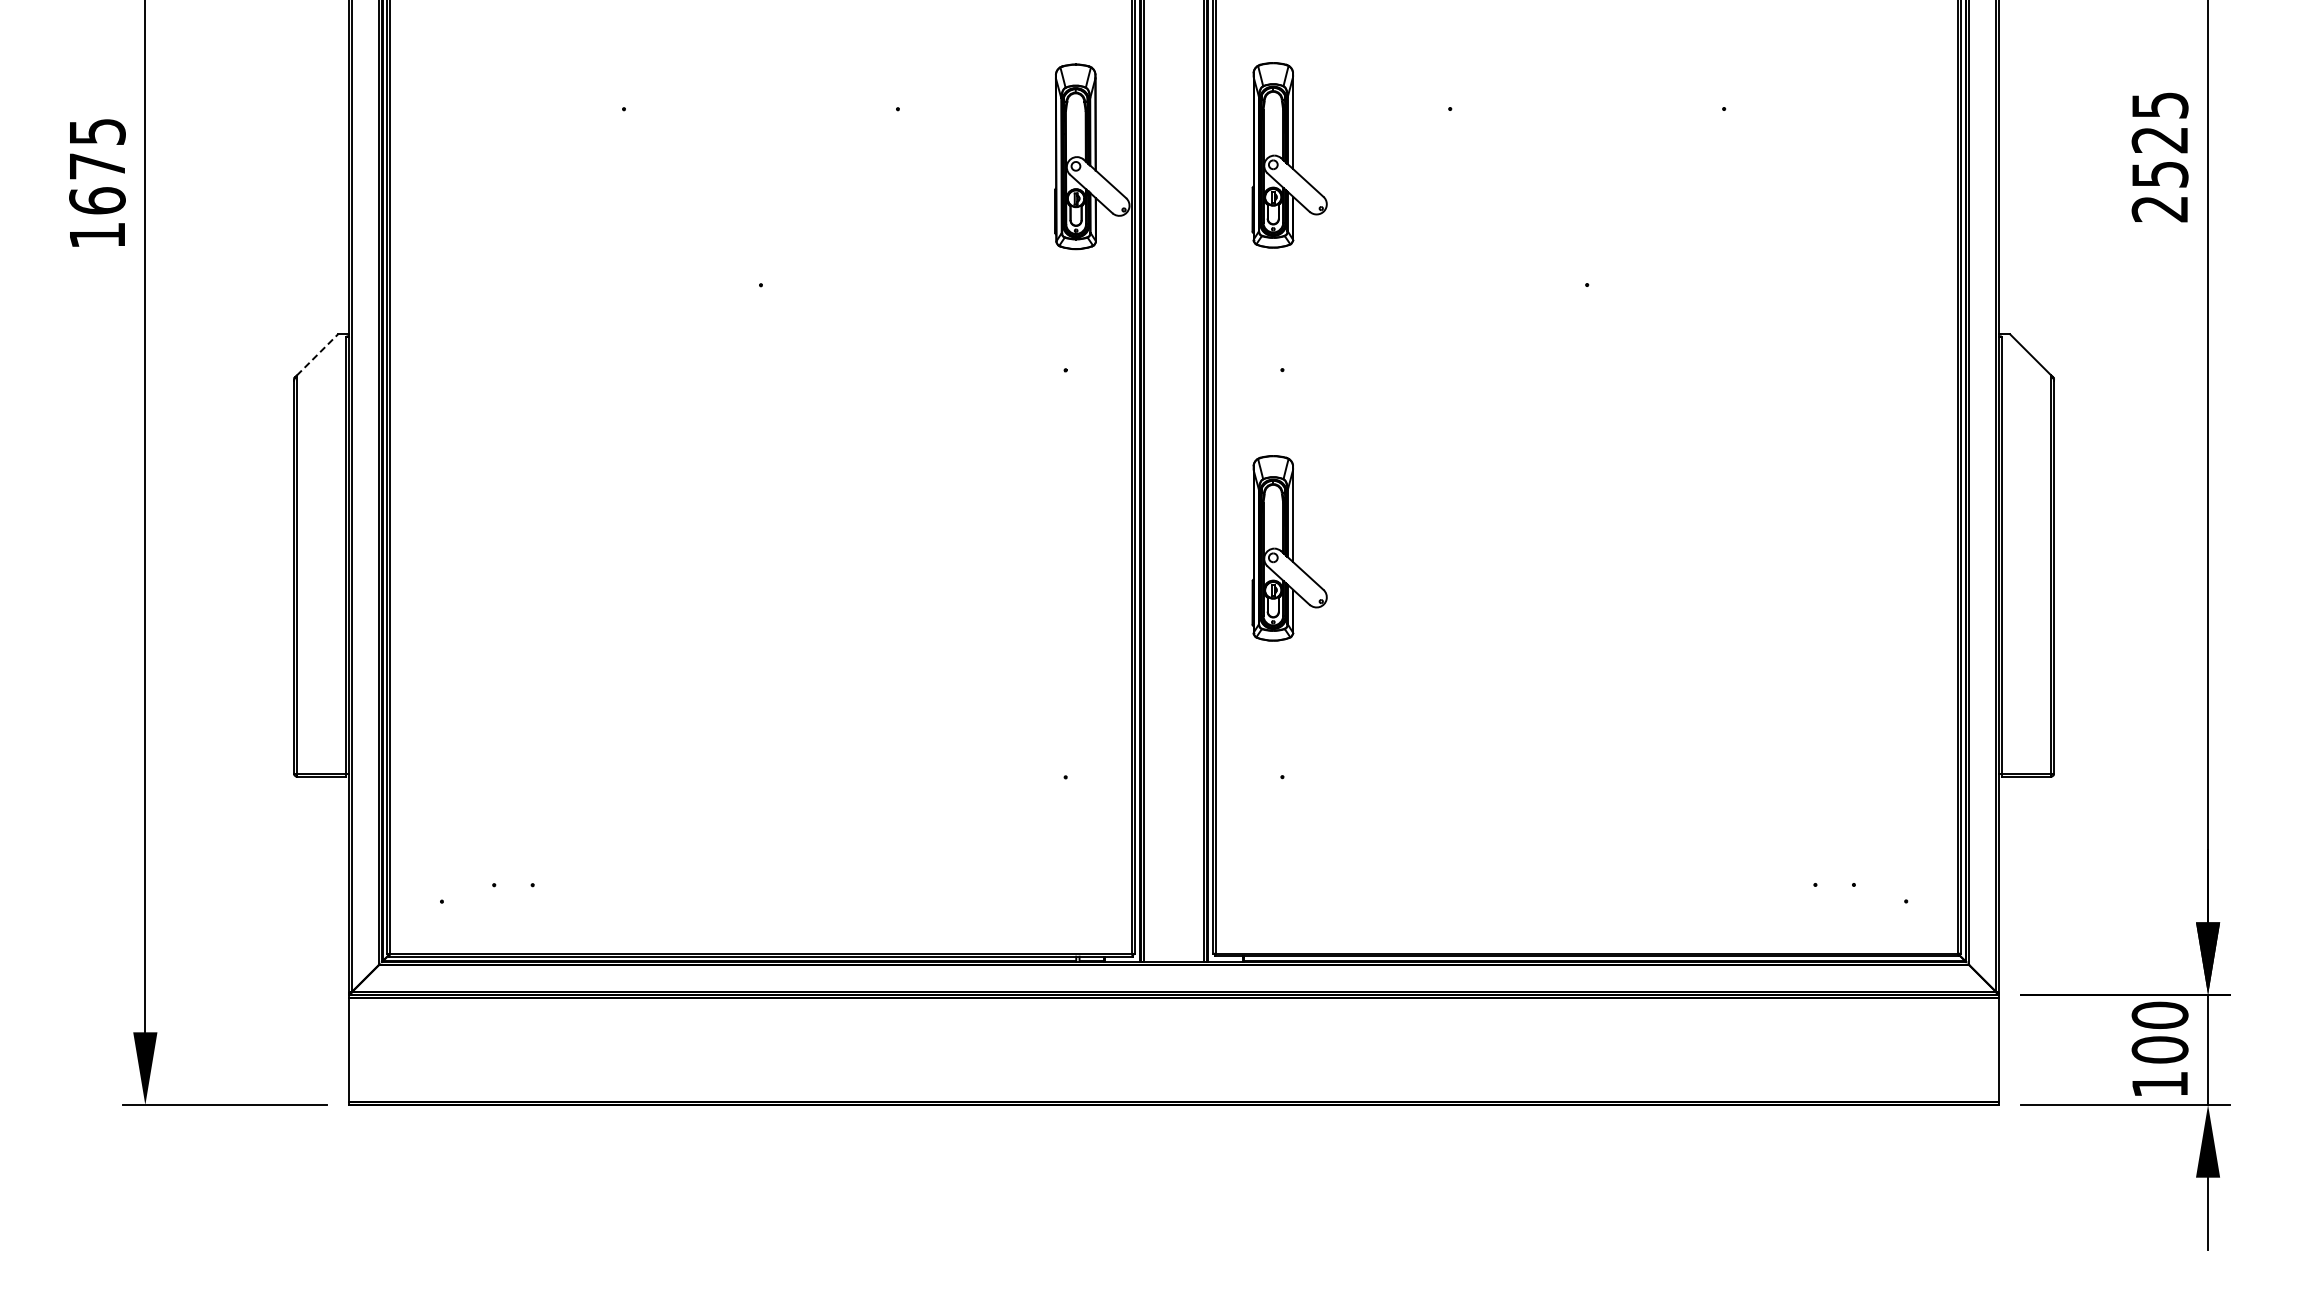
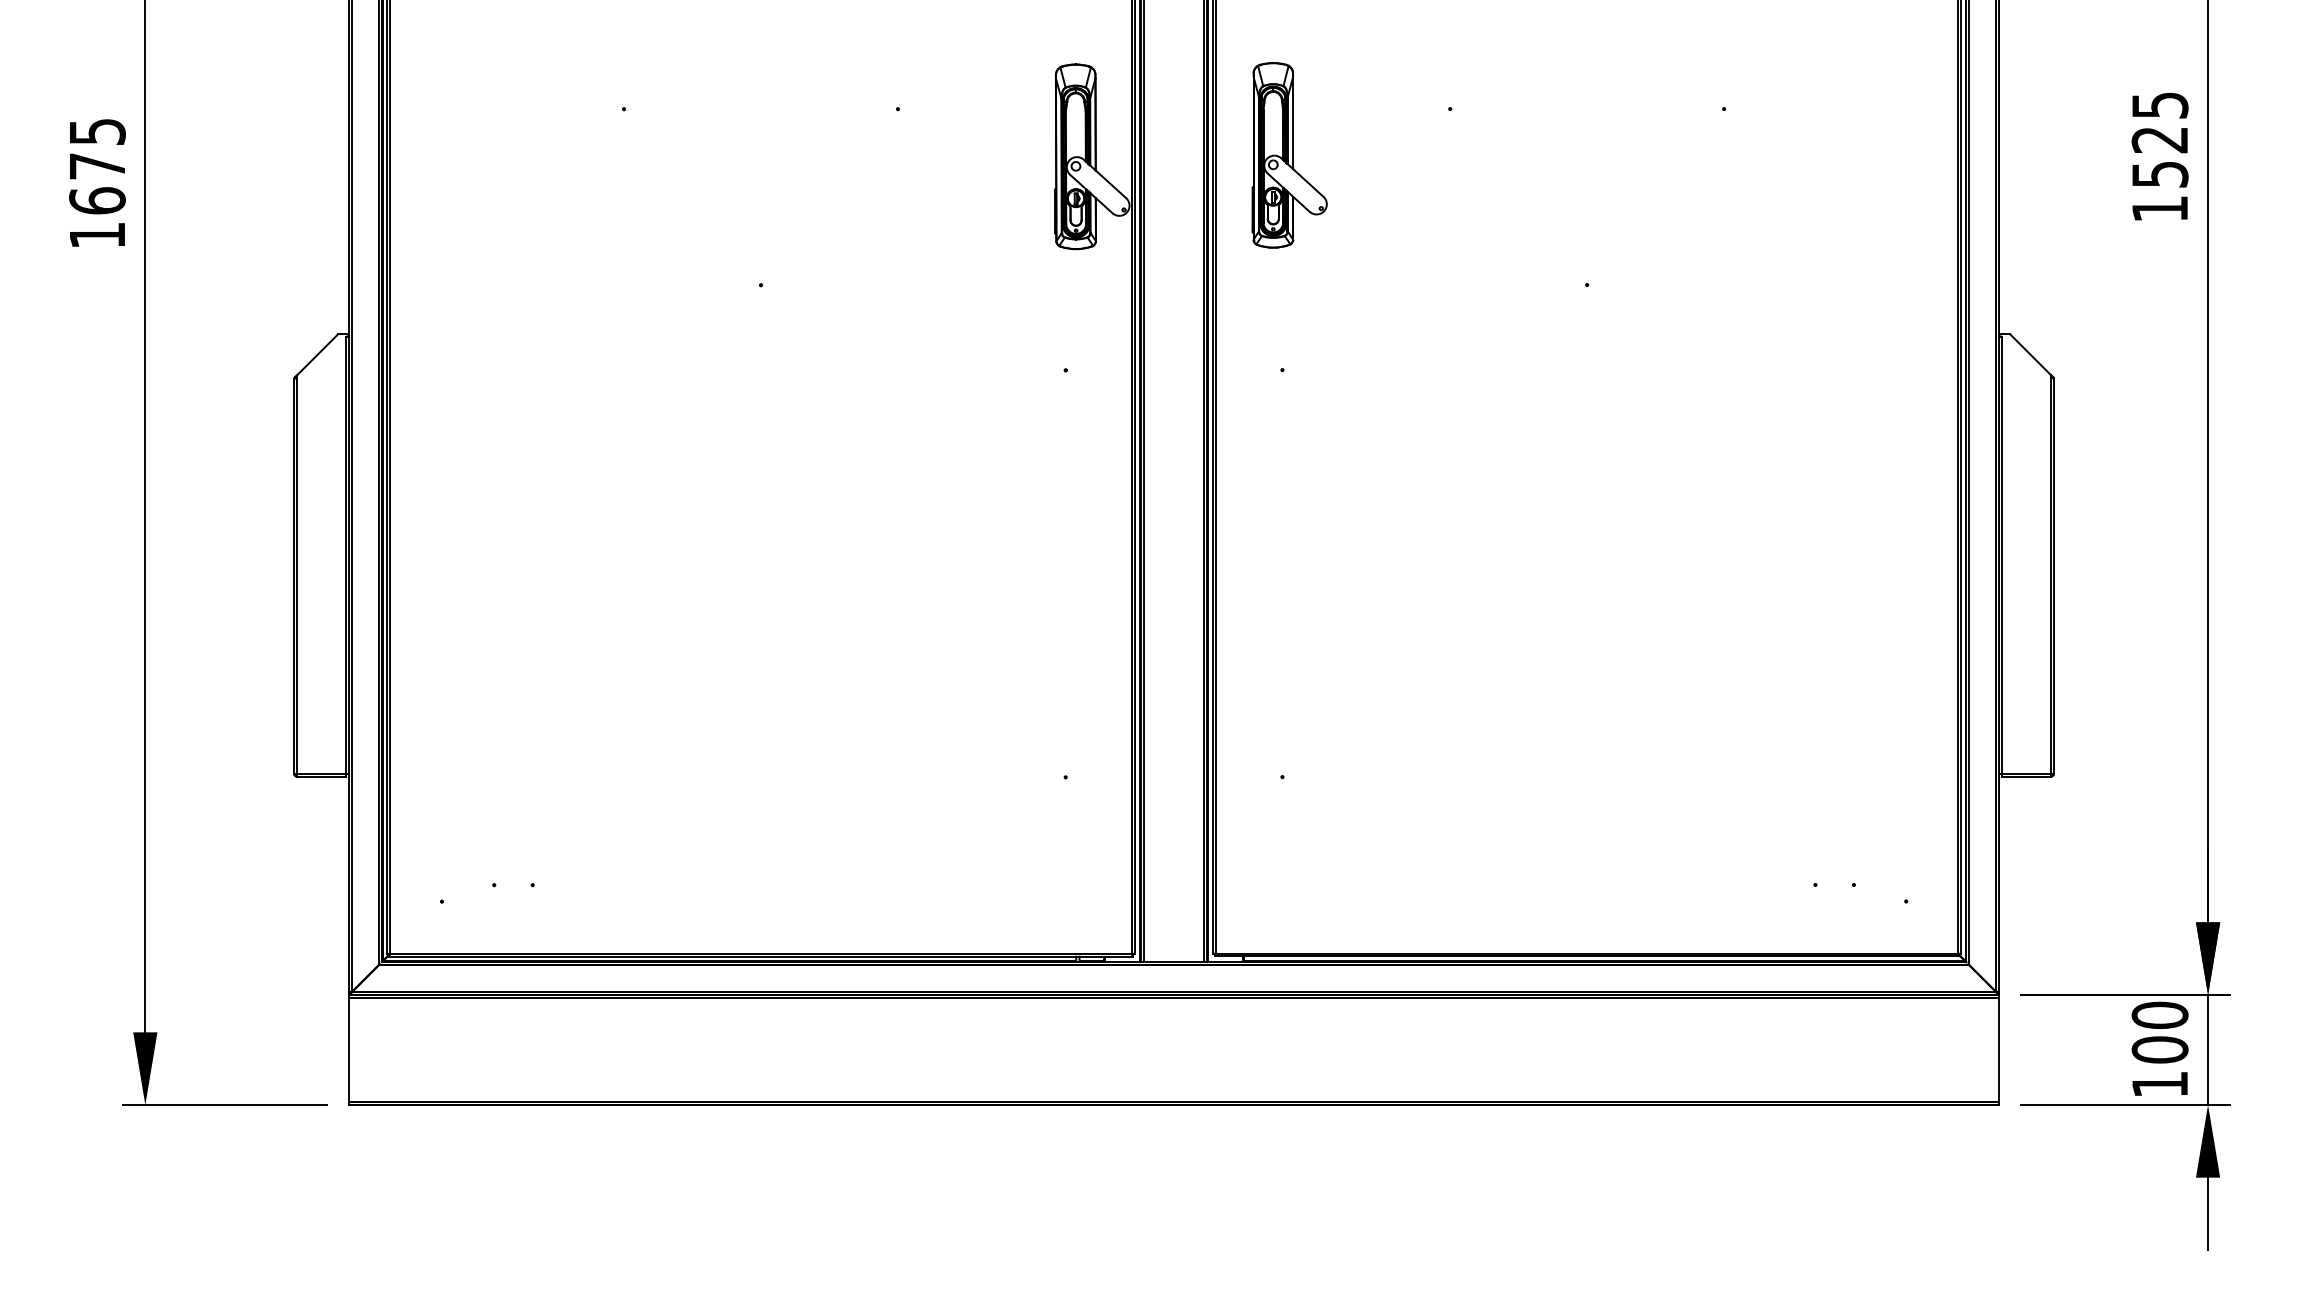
text: 2525 -> 1525 (2159, 209)
line: dashed -> solid (317, 354)
part: present -> none (1289, 548)
